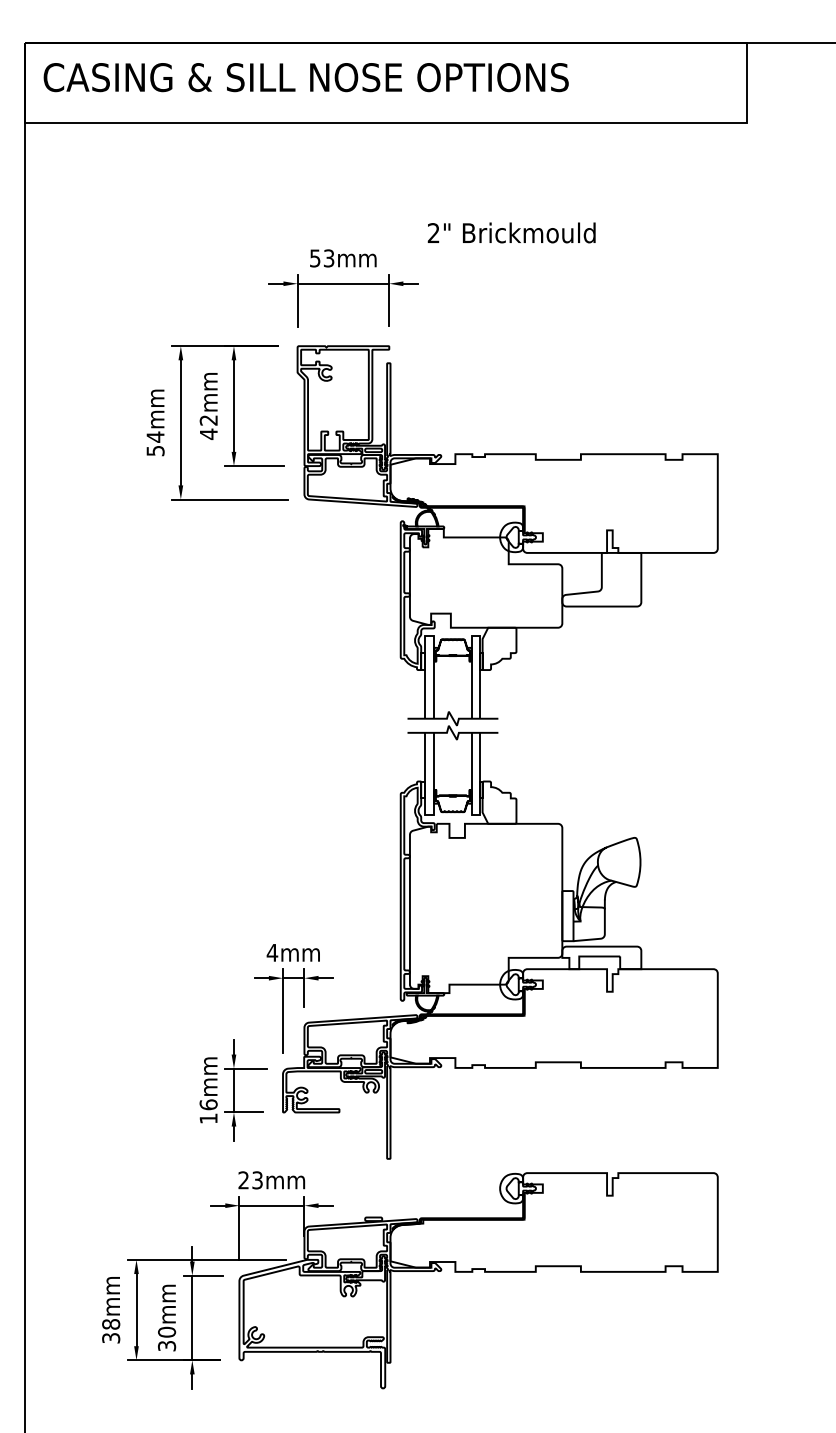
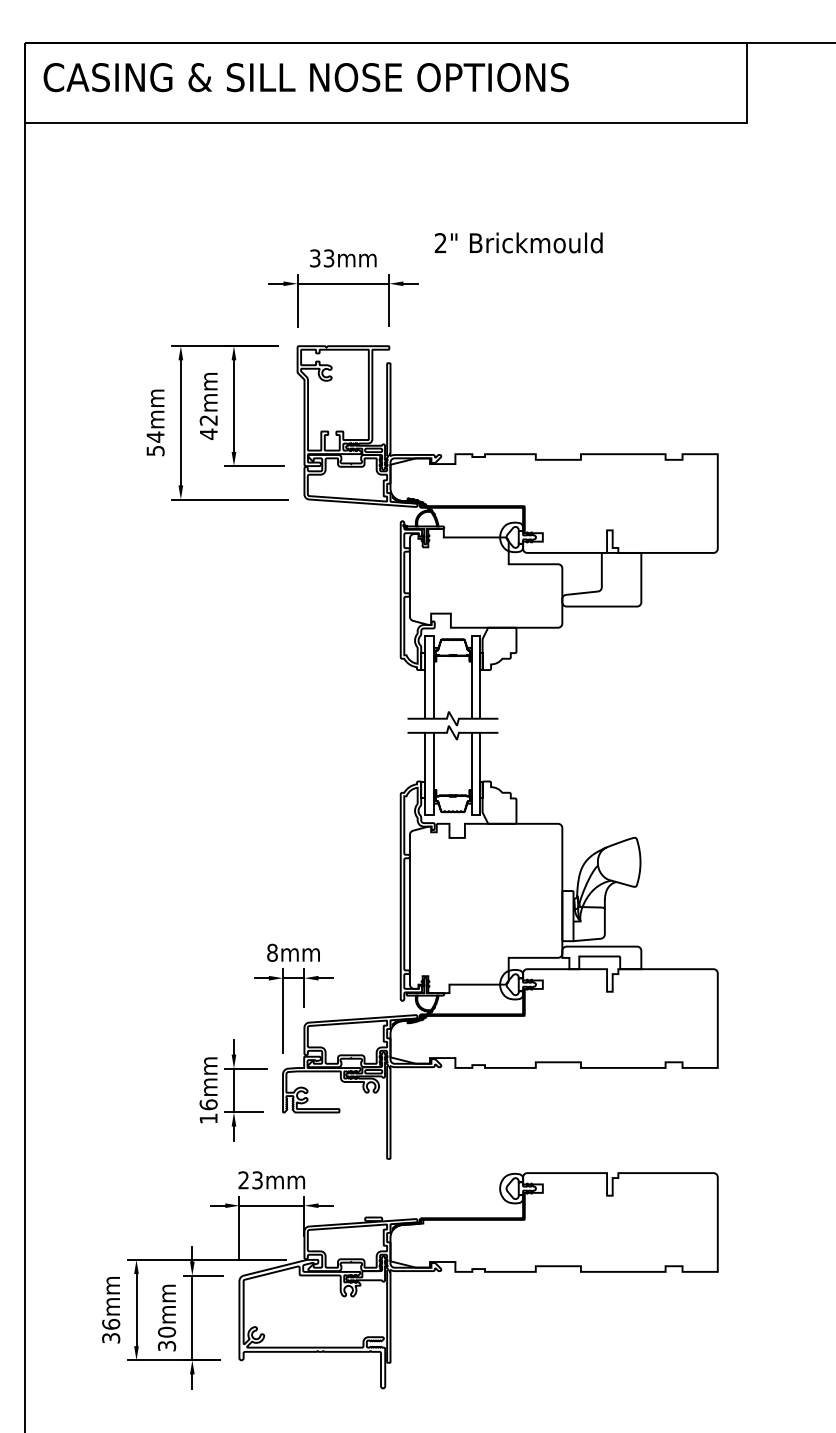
text position: (511, 232) -> (518, 242) (518, 242)
text: 53mm -> 33mm (315, 257)
text: 4mm -> 8mm (272, 952)
text: 38mm -> 36mm (111, 1323)
